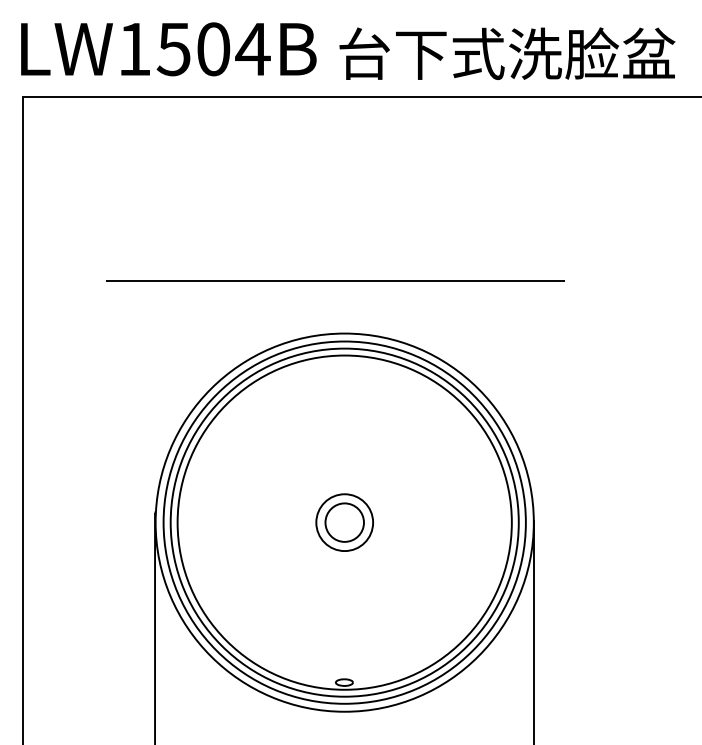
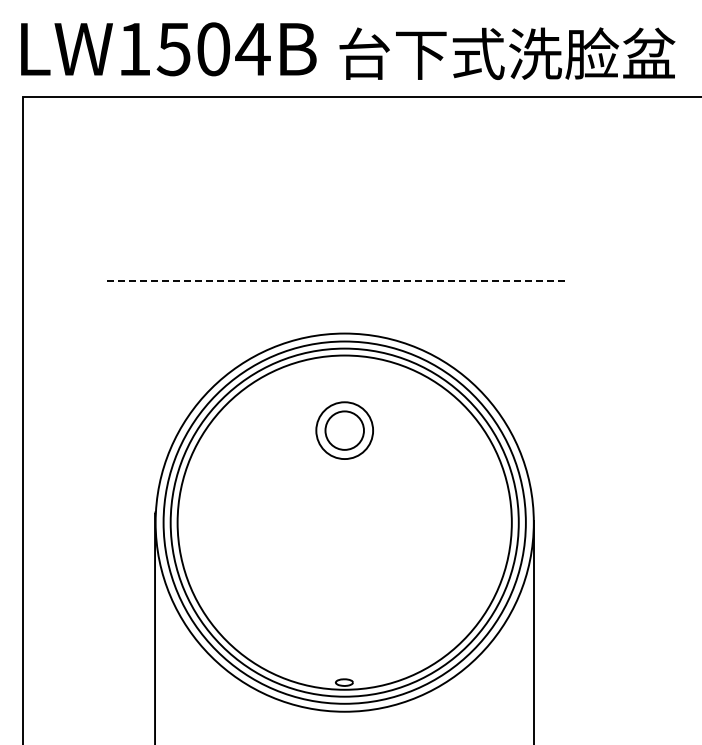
line: solid -> dashed (335, 280)
part position: (344, 522) -> (344, 430) (344, 430)
